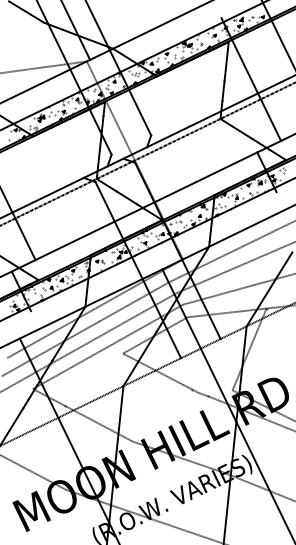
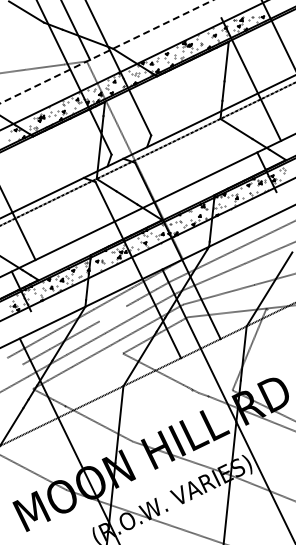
line: solid -> dashed (107, 51)
line: present -> none (112, 313)
line: present -> none (12, 369)
